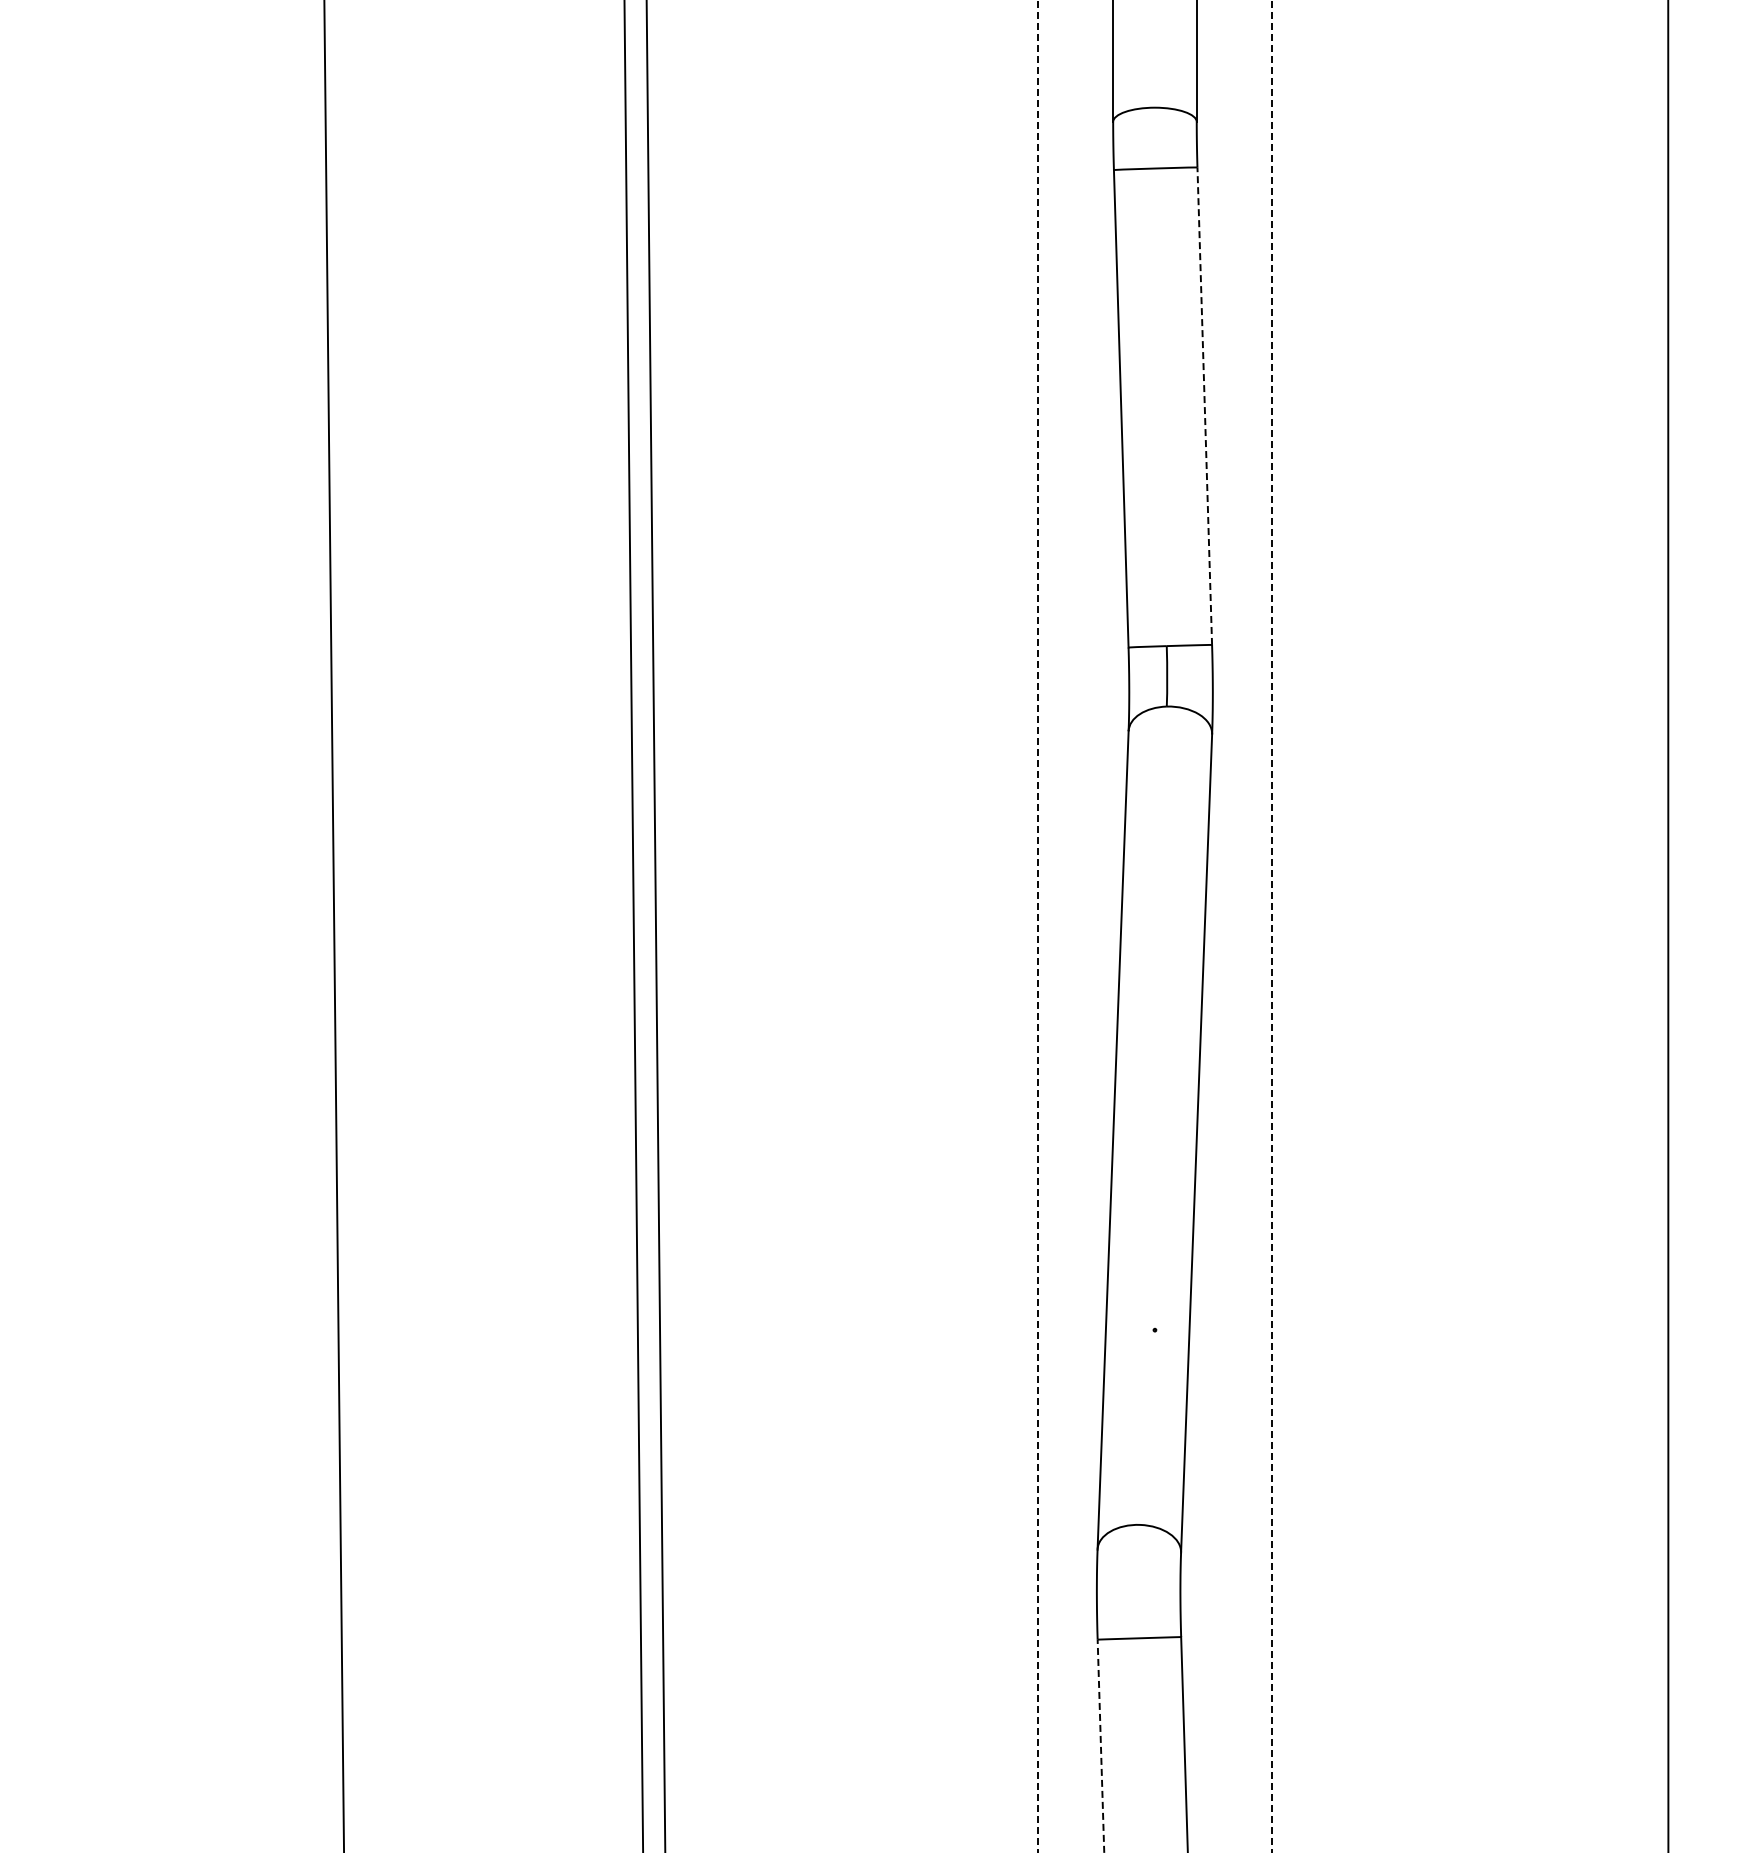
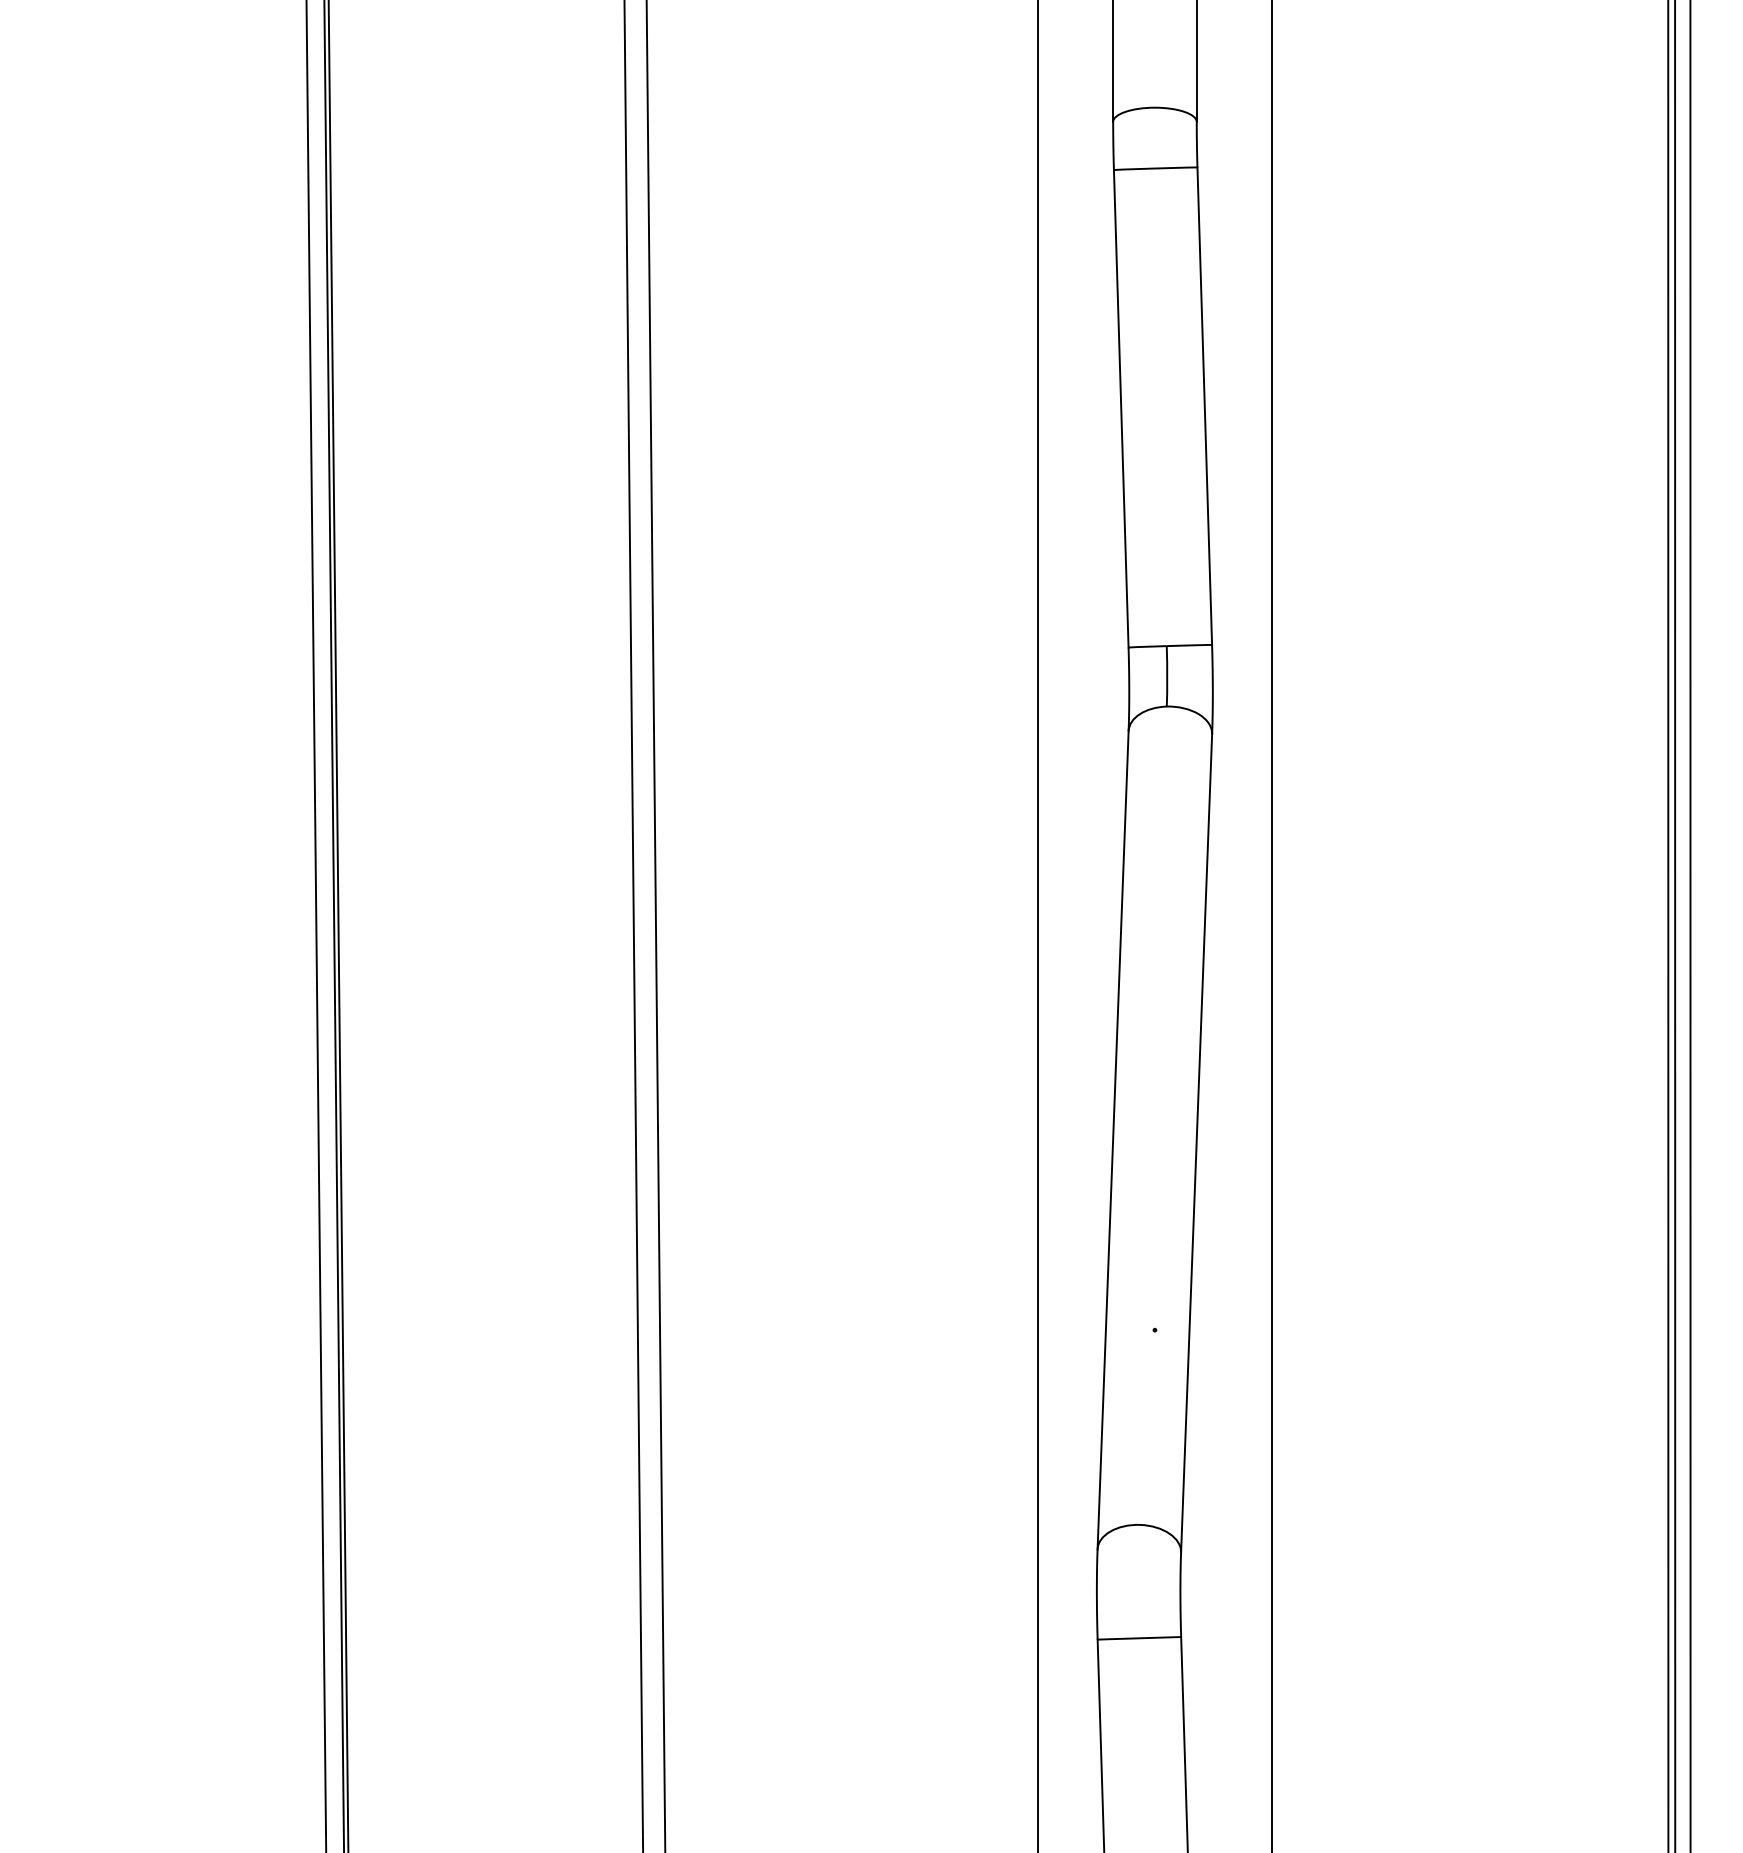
line: dashed -> solid (1204, 406)
line: none -> present (316, 925)
line: none -> present (338, 925)
line: none -> present (1675, 925)
line: none -> present (1690, 925)
line: dashed -> solid (1038, 926)
line: dashed -> solid (1271, 926)
line: dashed -> solid (1100, 1745)
